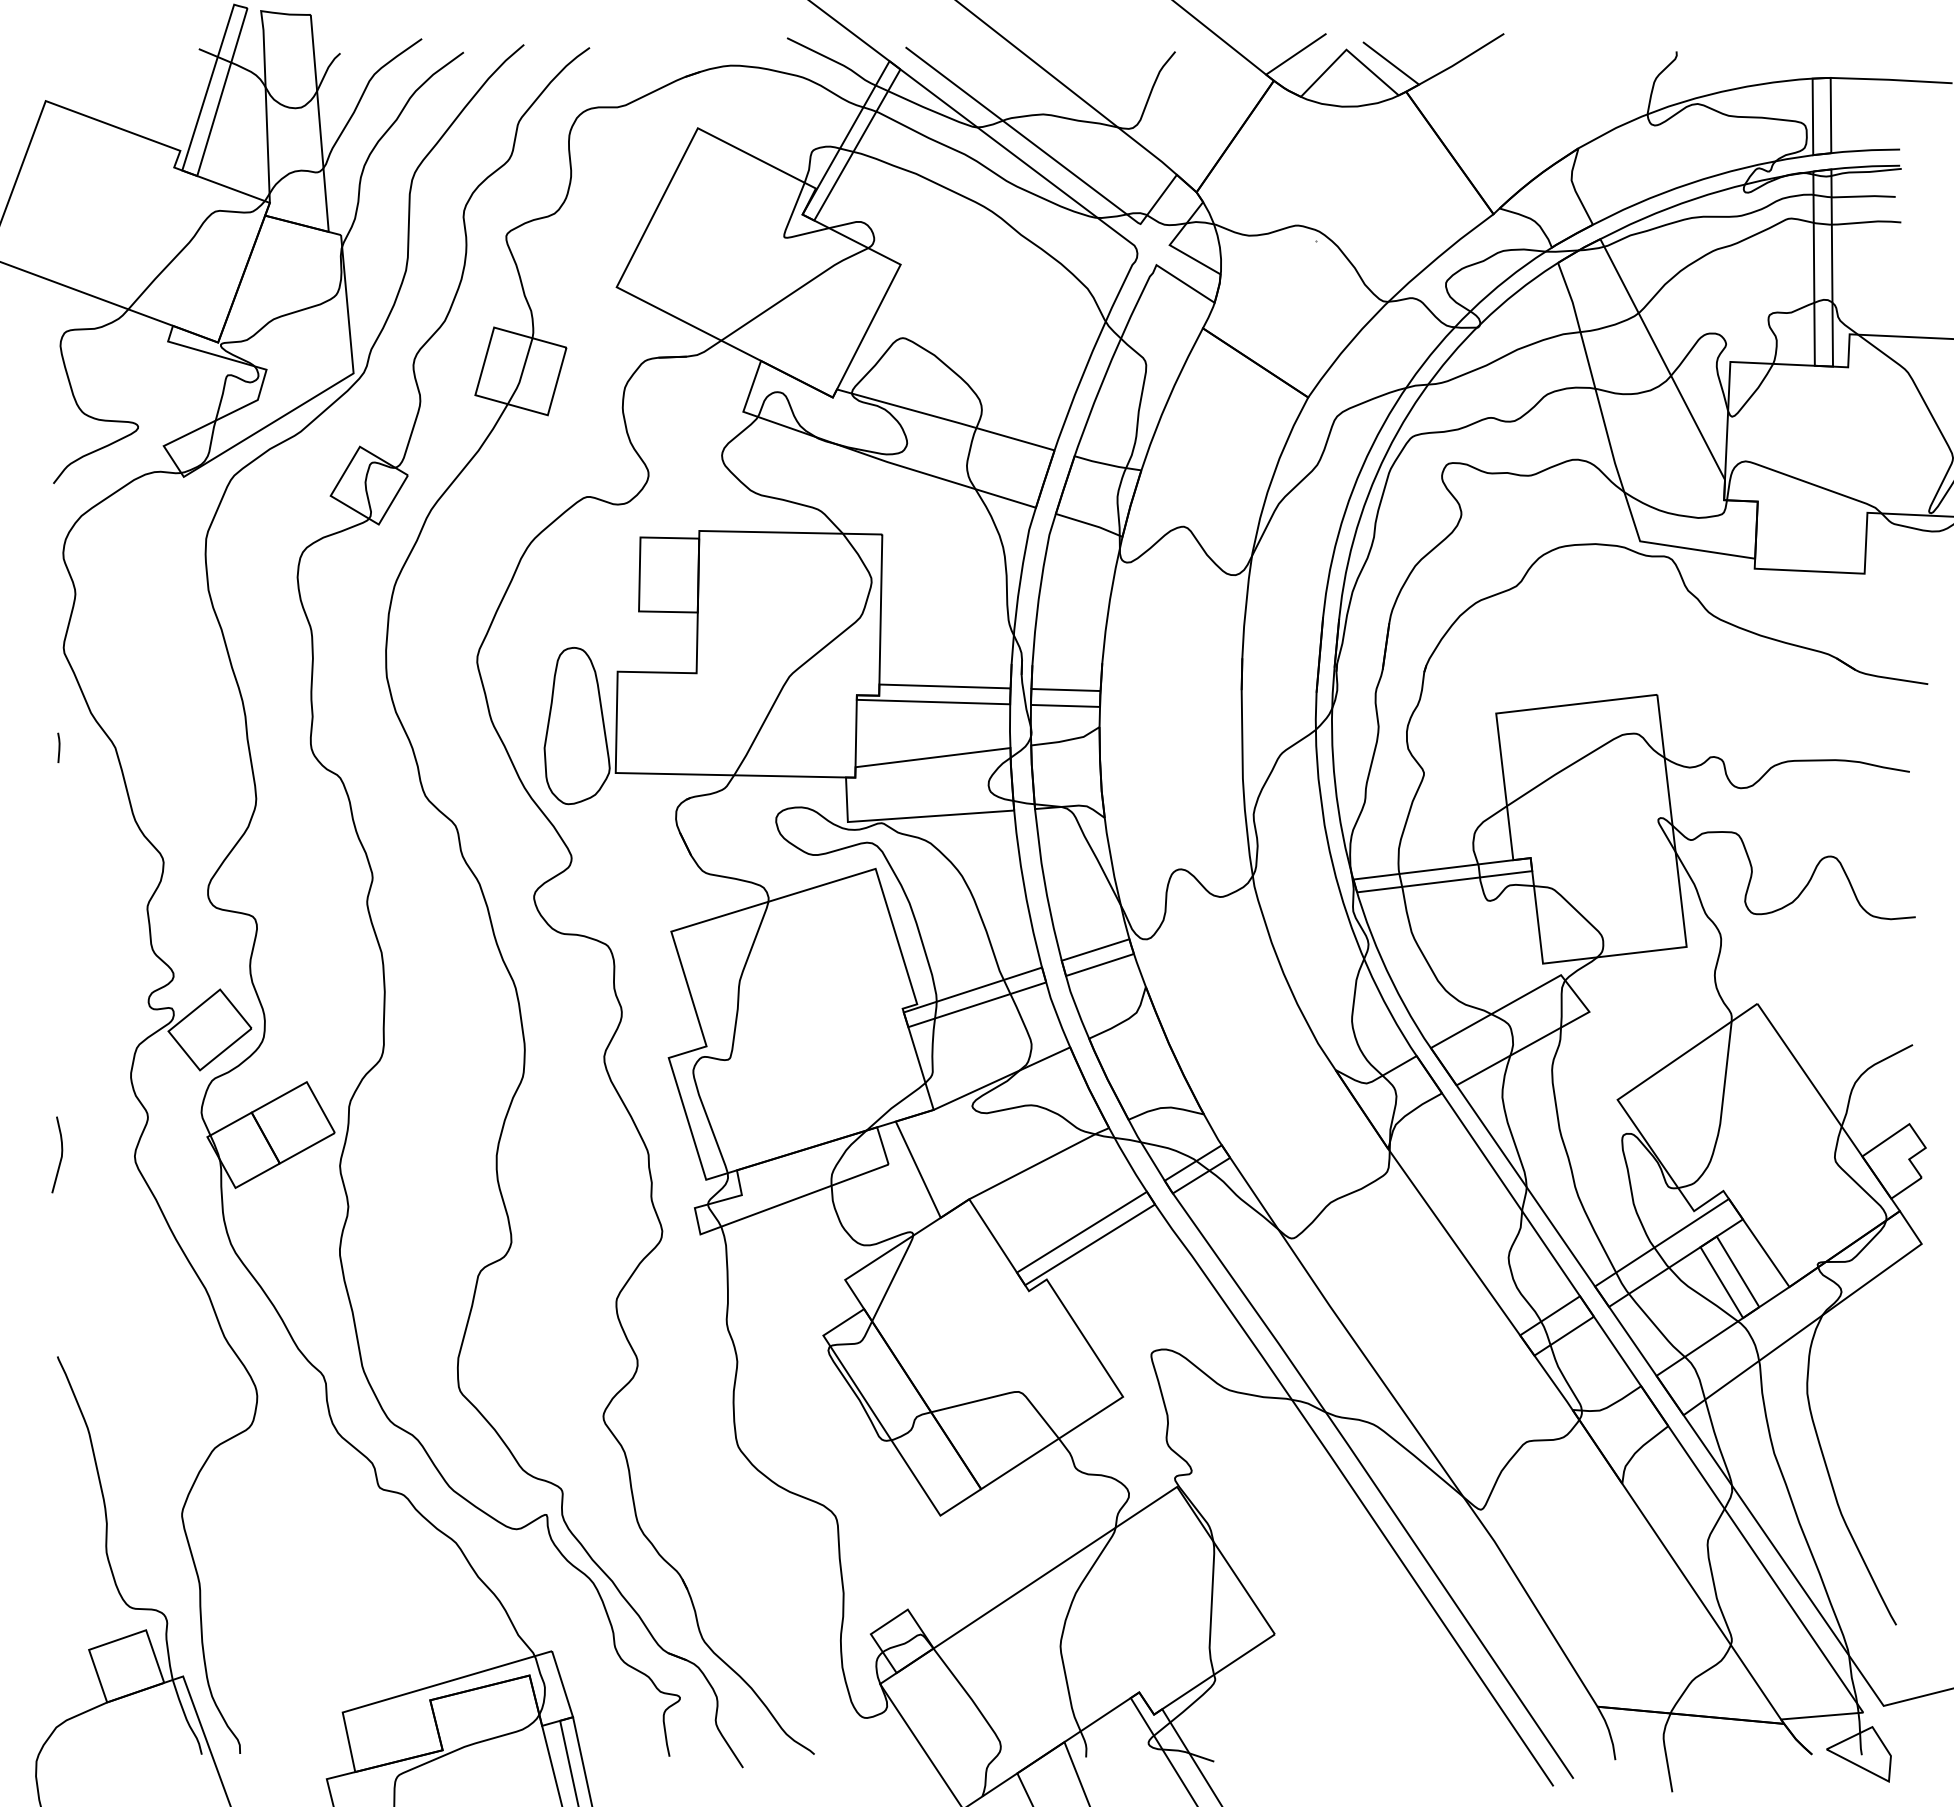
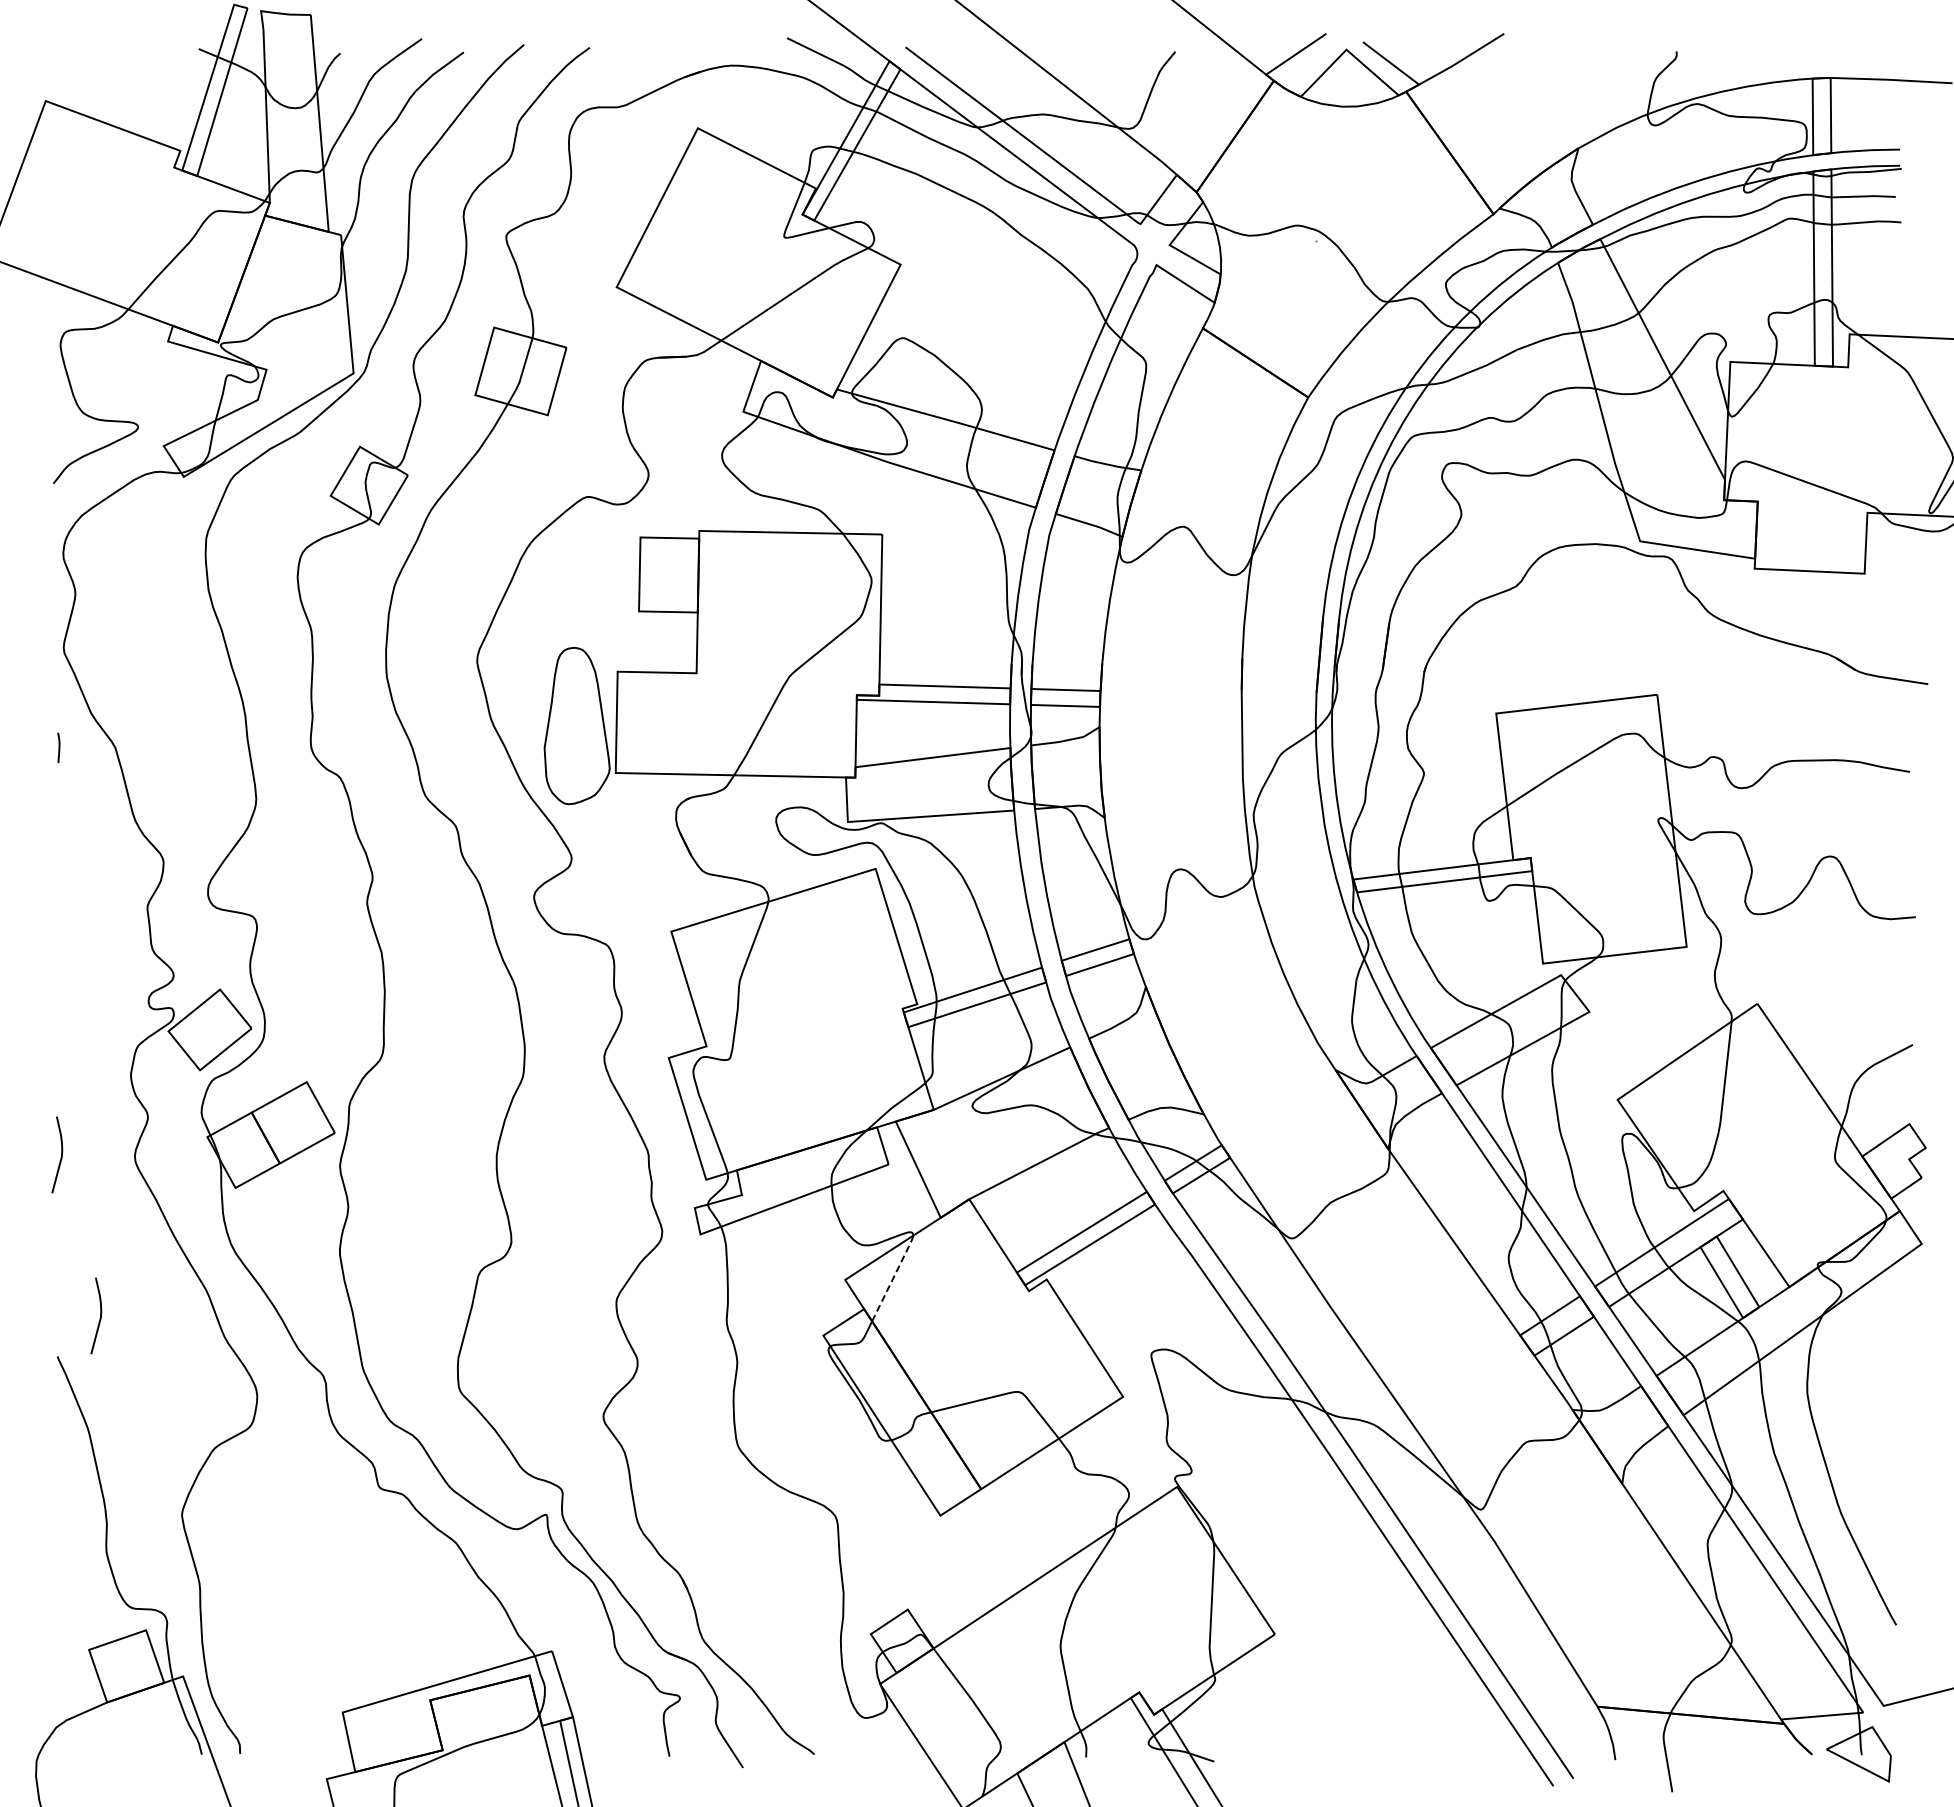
line: solid -> dashed (894, 1276)
curve: none -> present (100, 1315)
